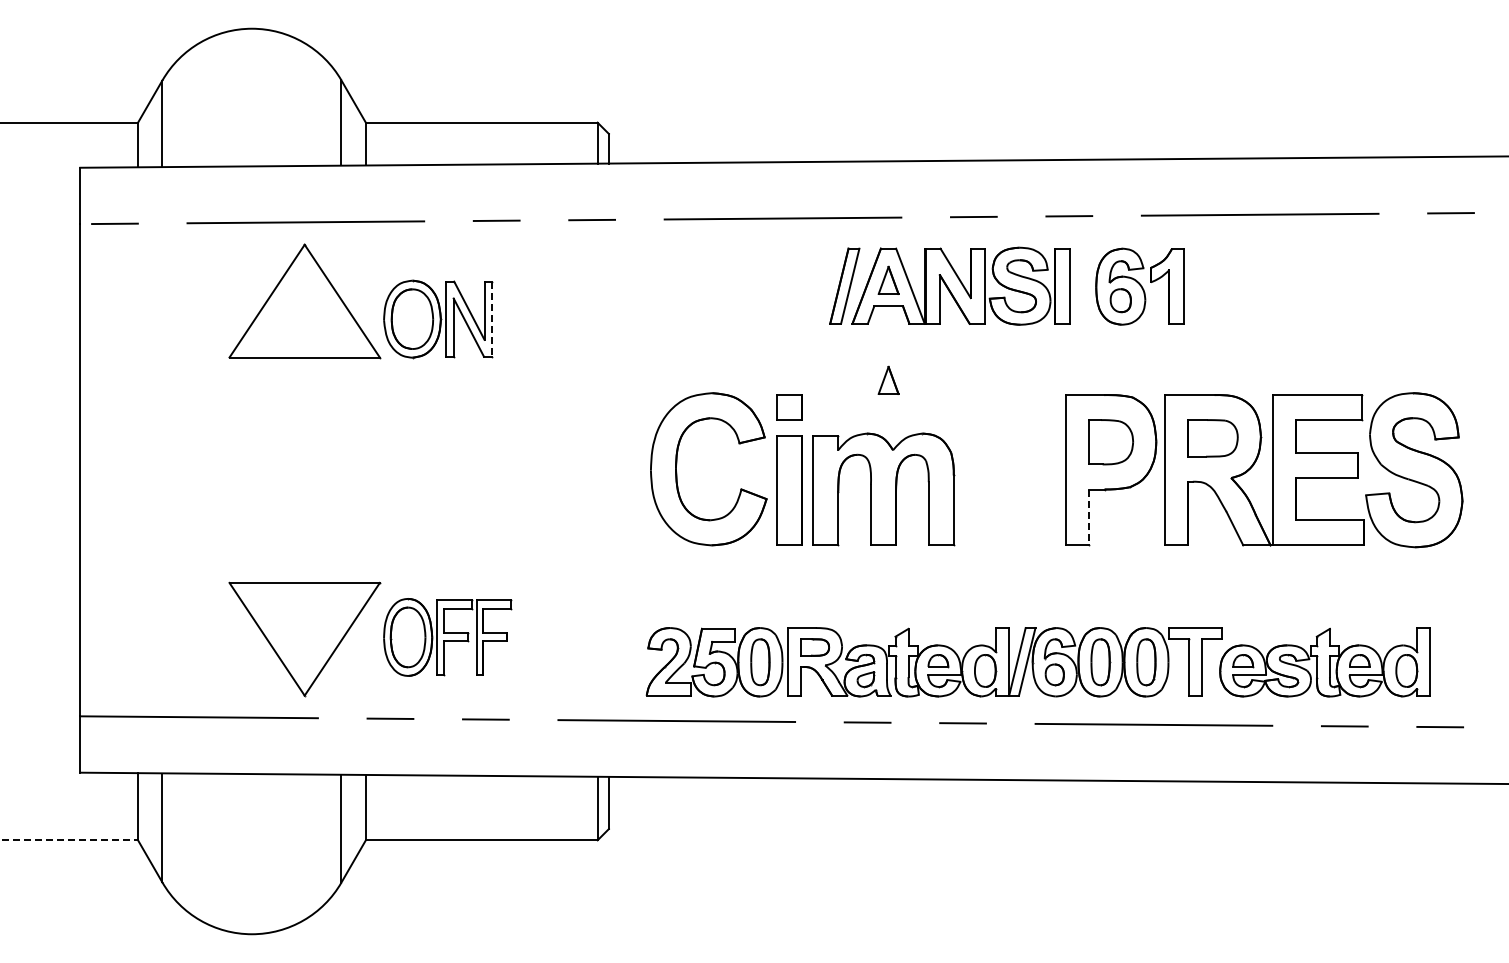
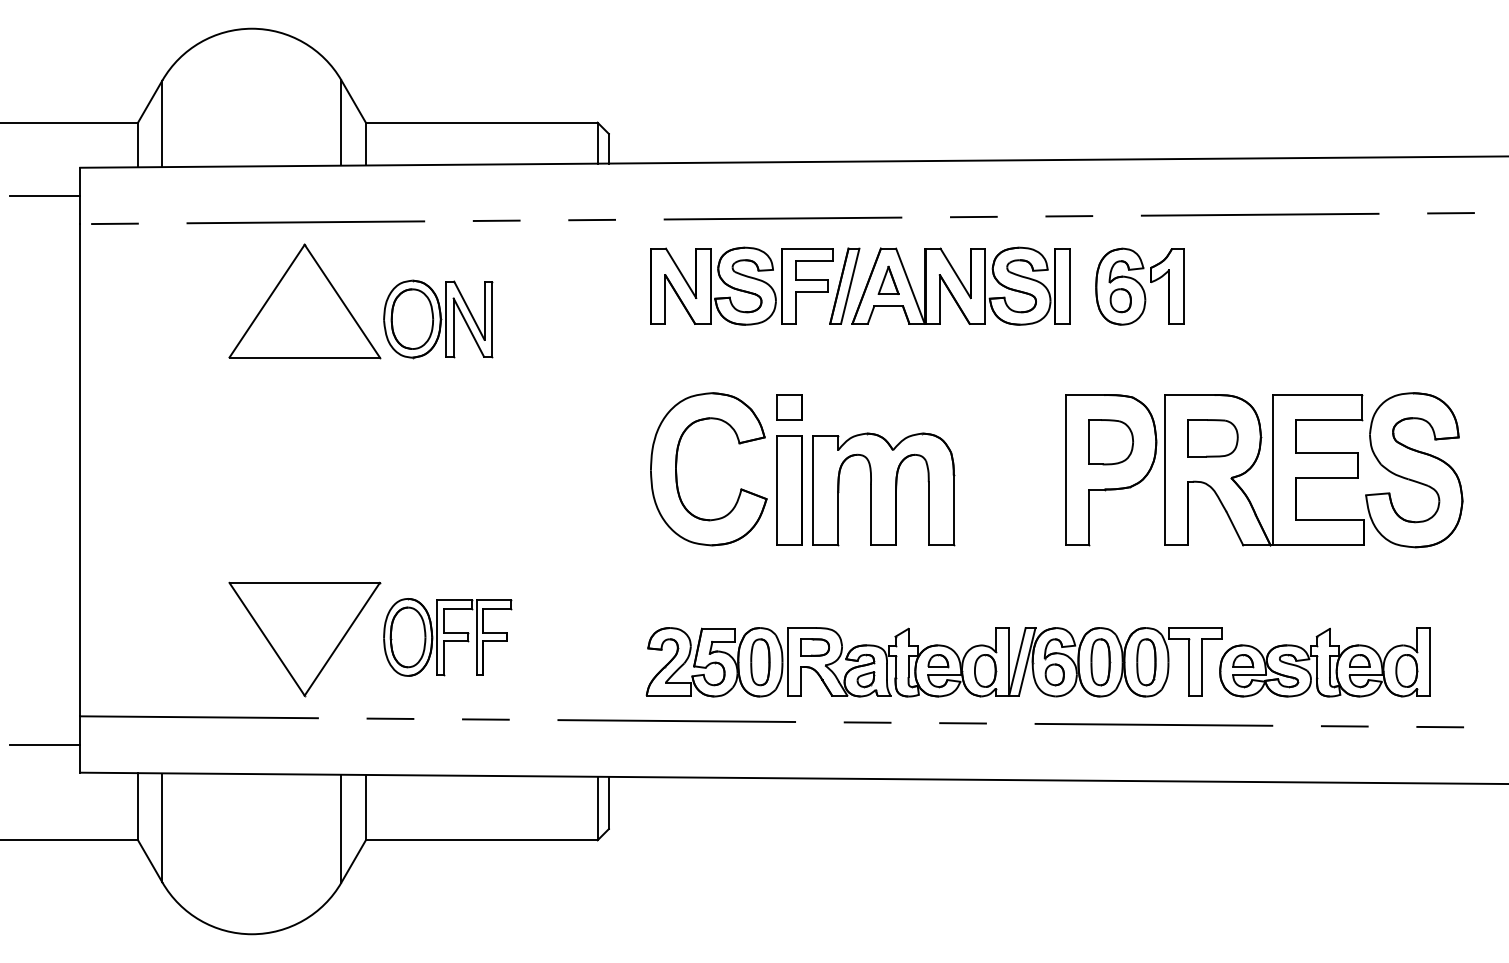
line: none -> present (45, 195)
part: none -> present (741, 285)
line: dashed -> solid (492, 319)
part: present -> none (888, 379)
line: dashed -> solid (1088, 517)
line: none -> present (45, 744)
line: dashed -> solid (69, 840)
